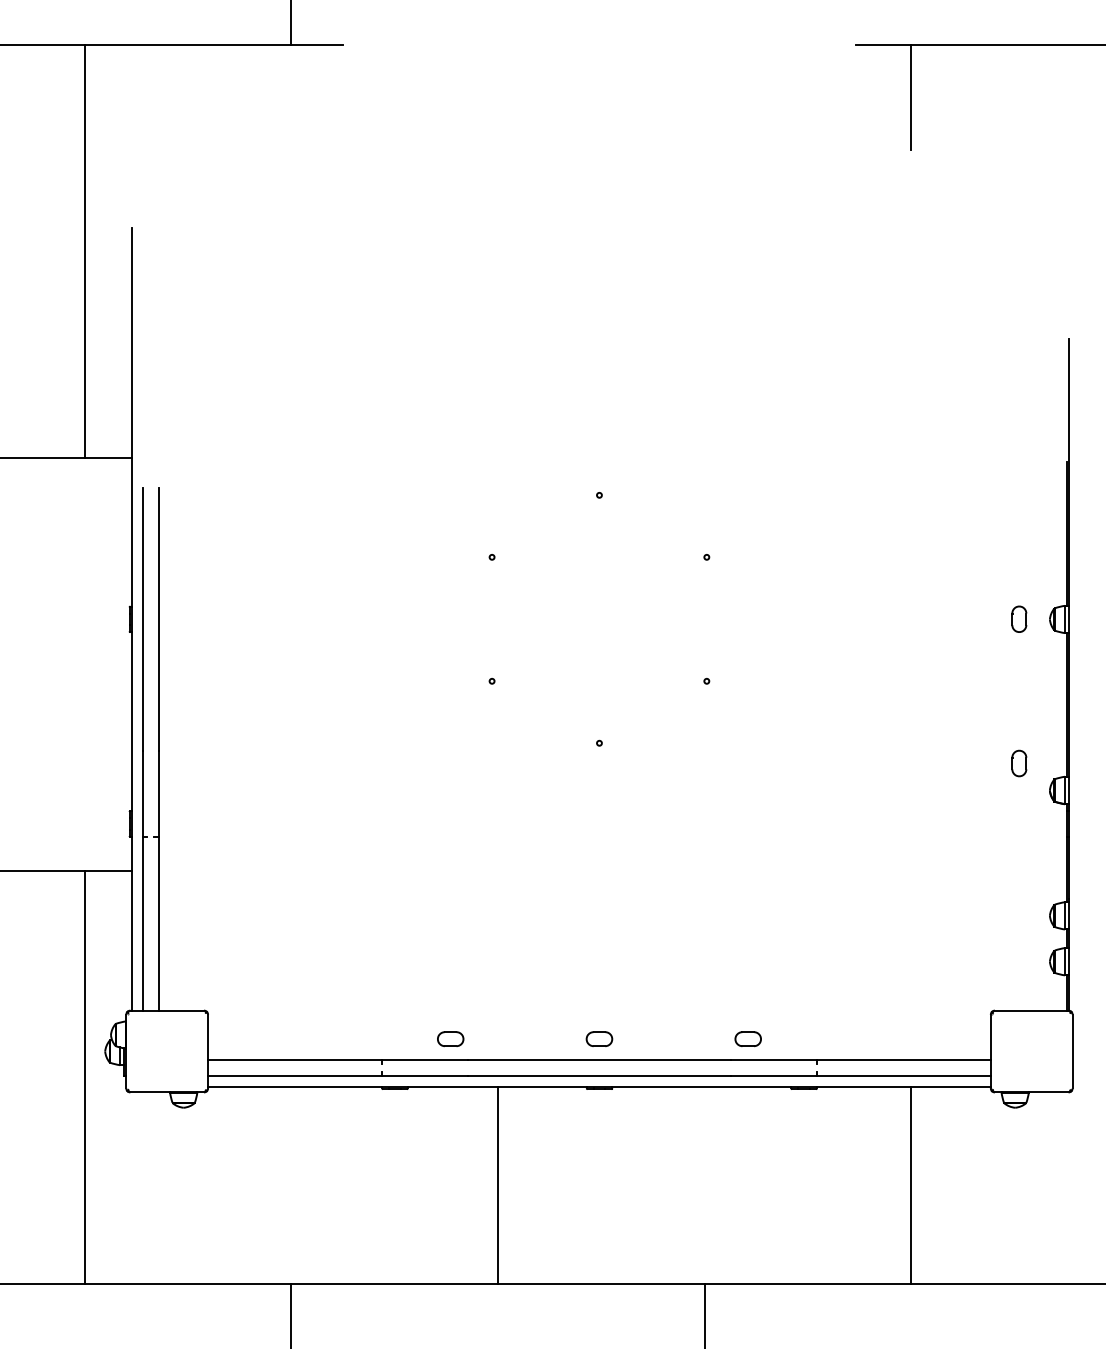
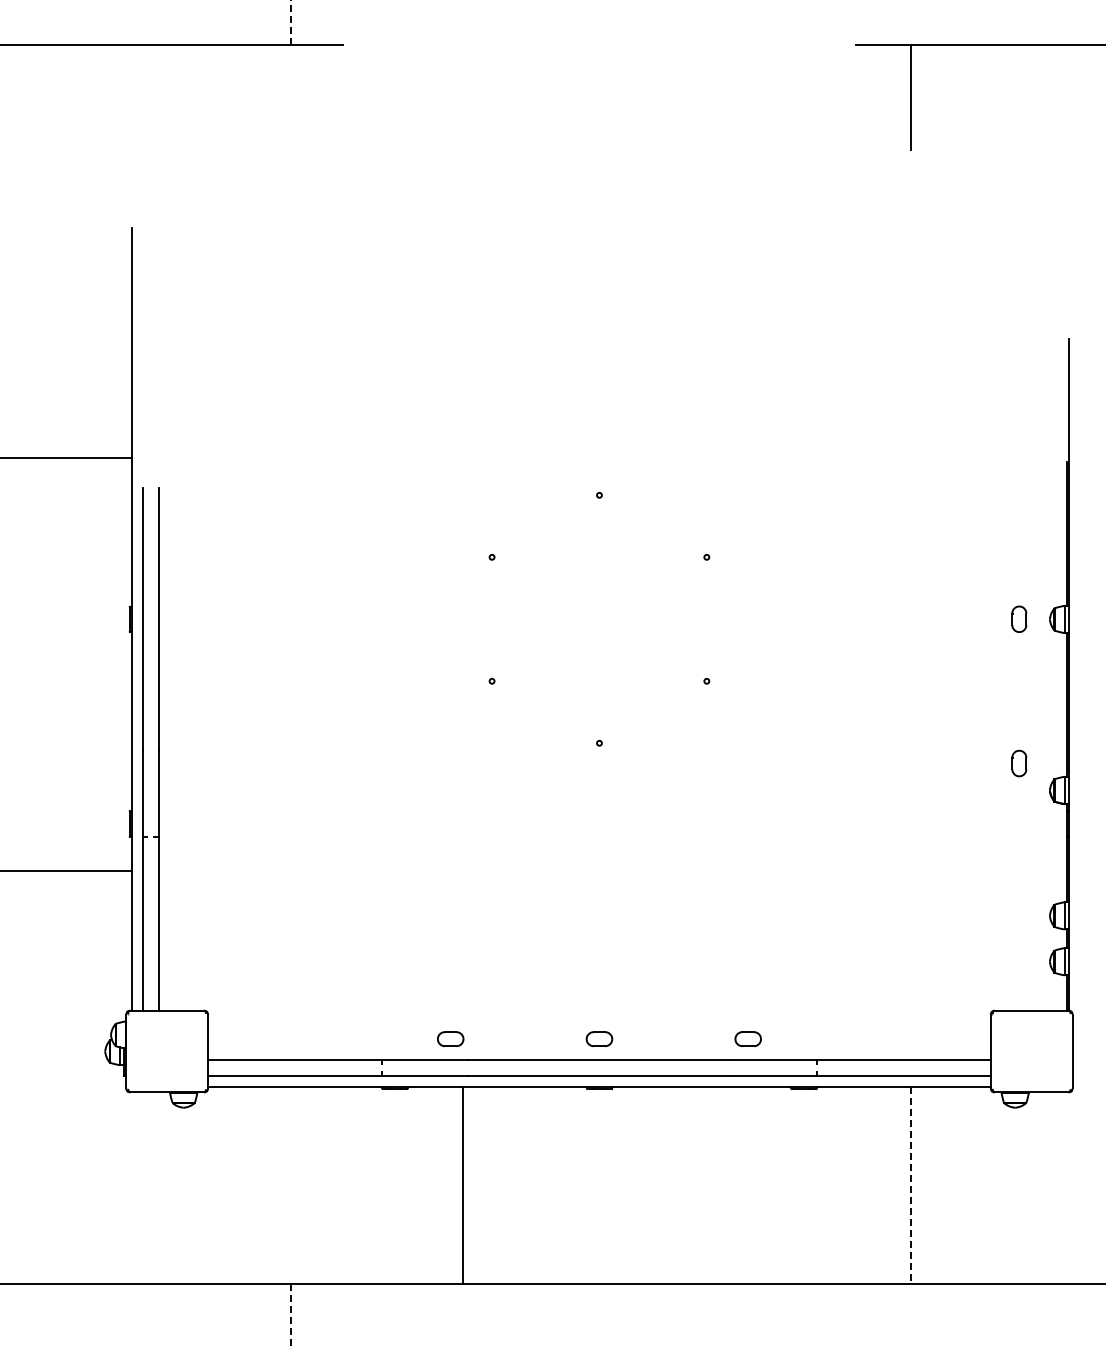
line: solid -> dashed (291, 22)
line: present -> none (84, 250)
line: present -> none (84, 1077)
line position: (497, 1185) -> (462, 1185) (462, 1185)
line: solid -> dashed (911, 1185)
line: present -> none (704, 1314)
line: solid -> dashed (291, 1316)
